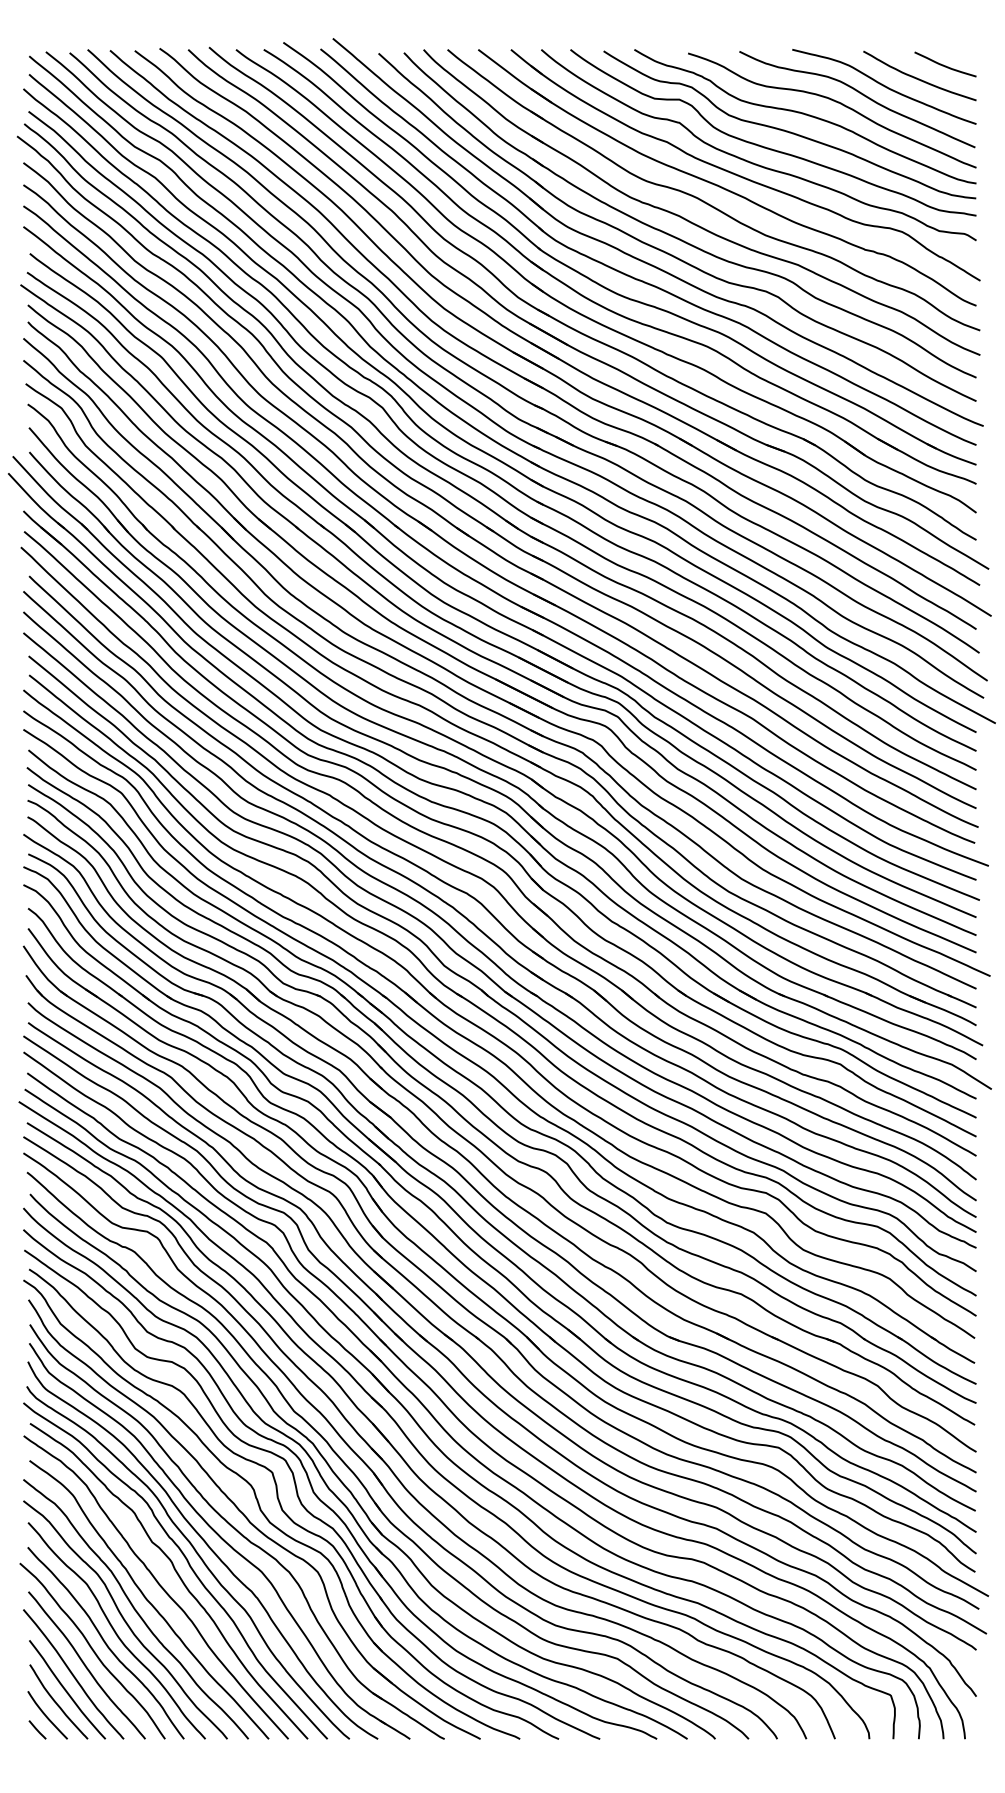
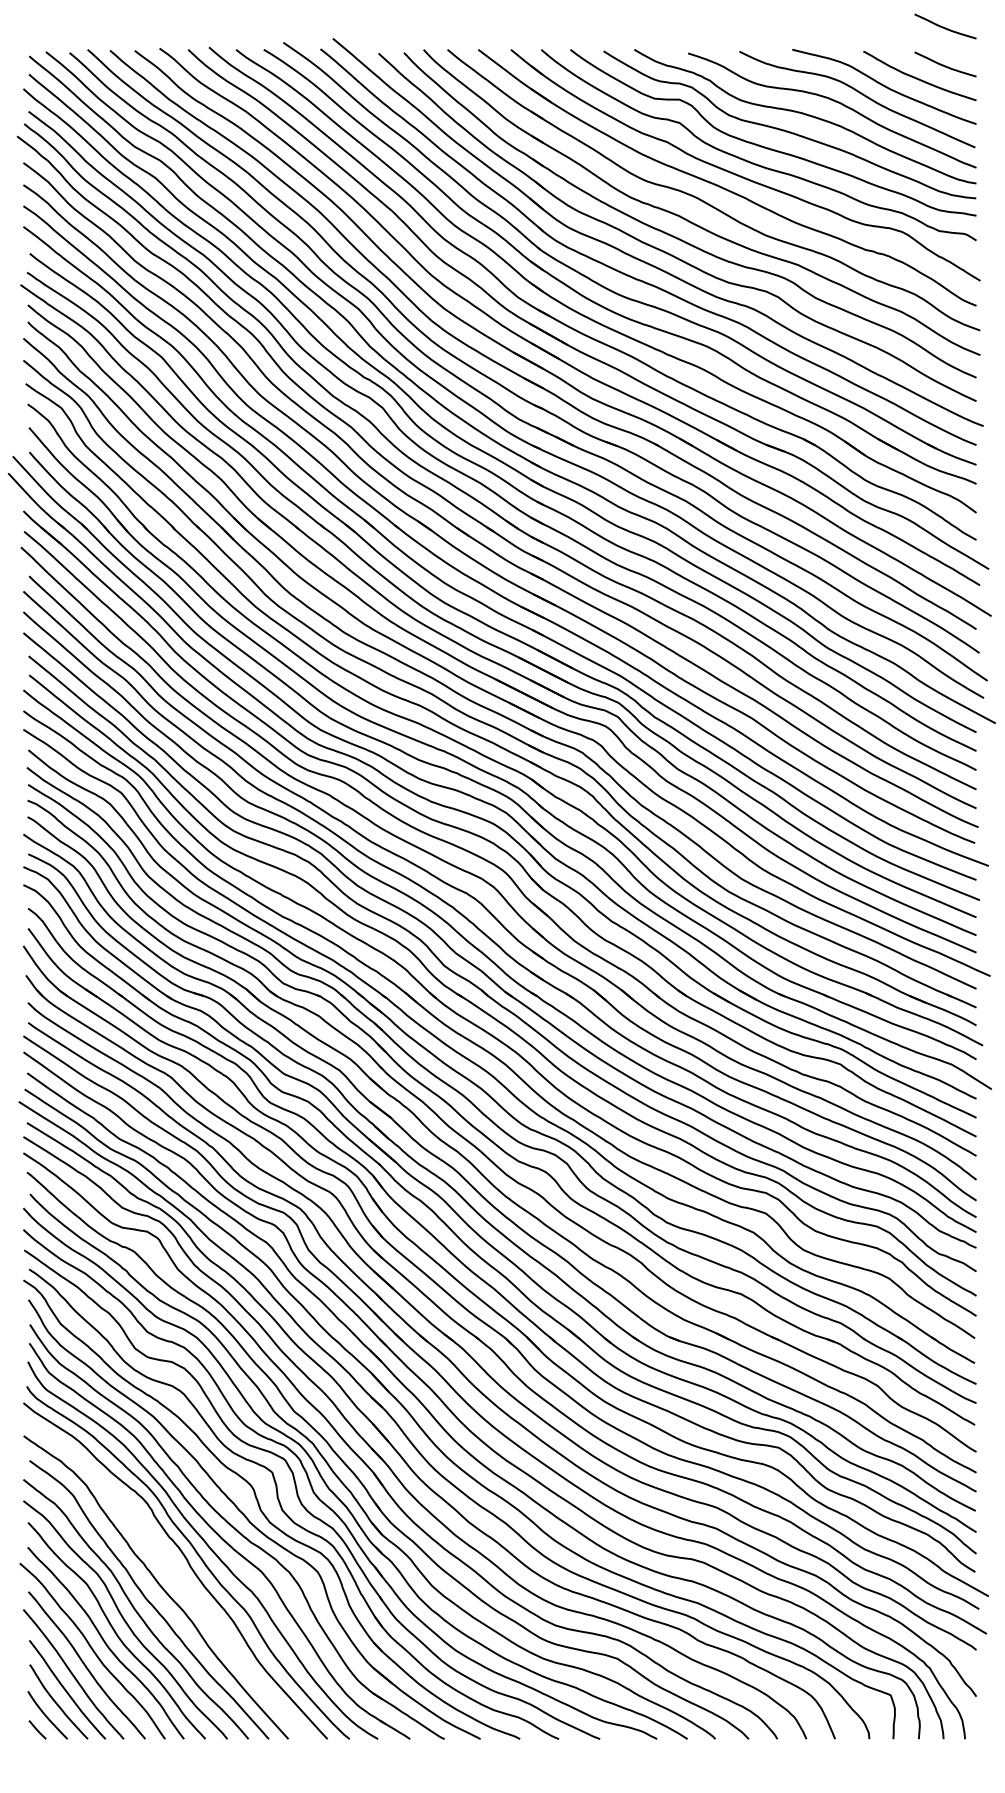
curve: none -> present (945, 27)
curve: present -> none (178, 1577)
